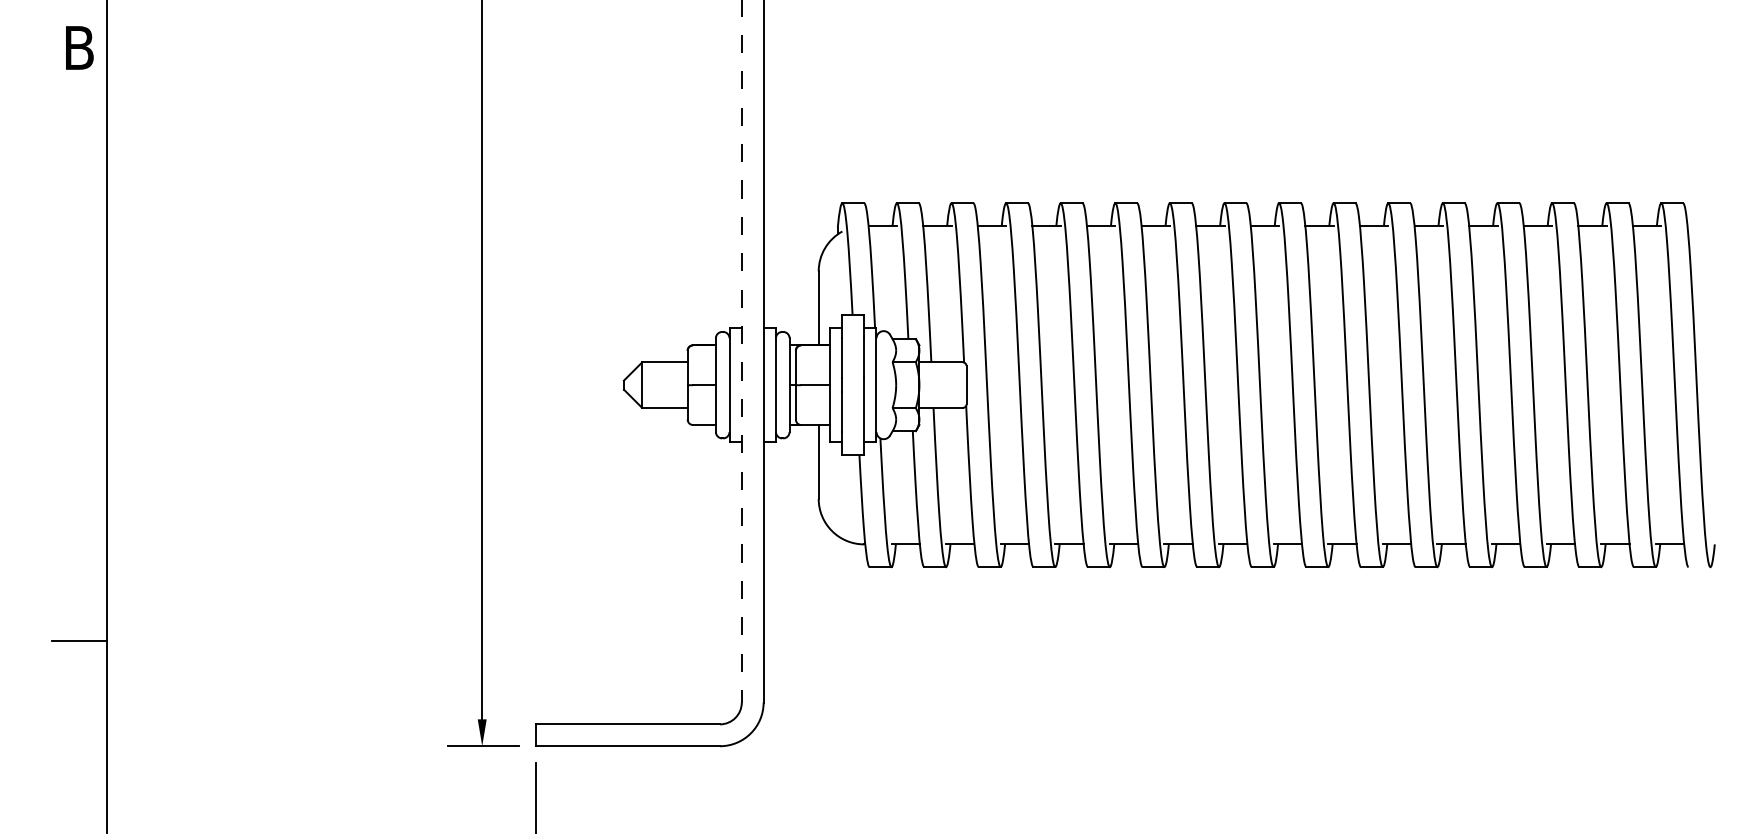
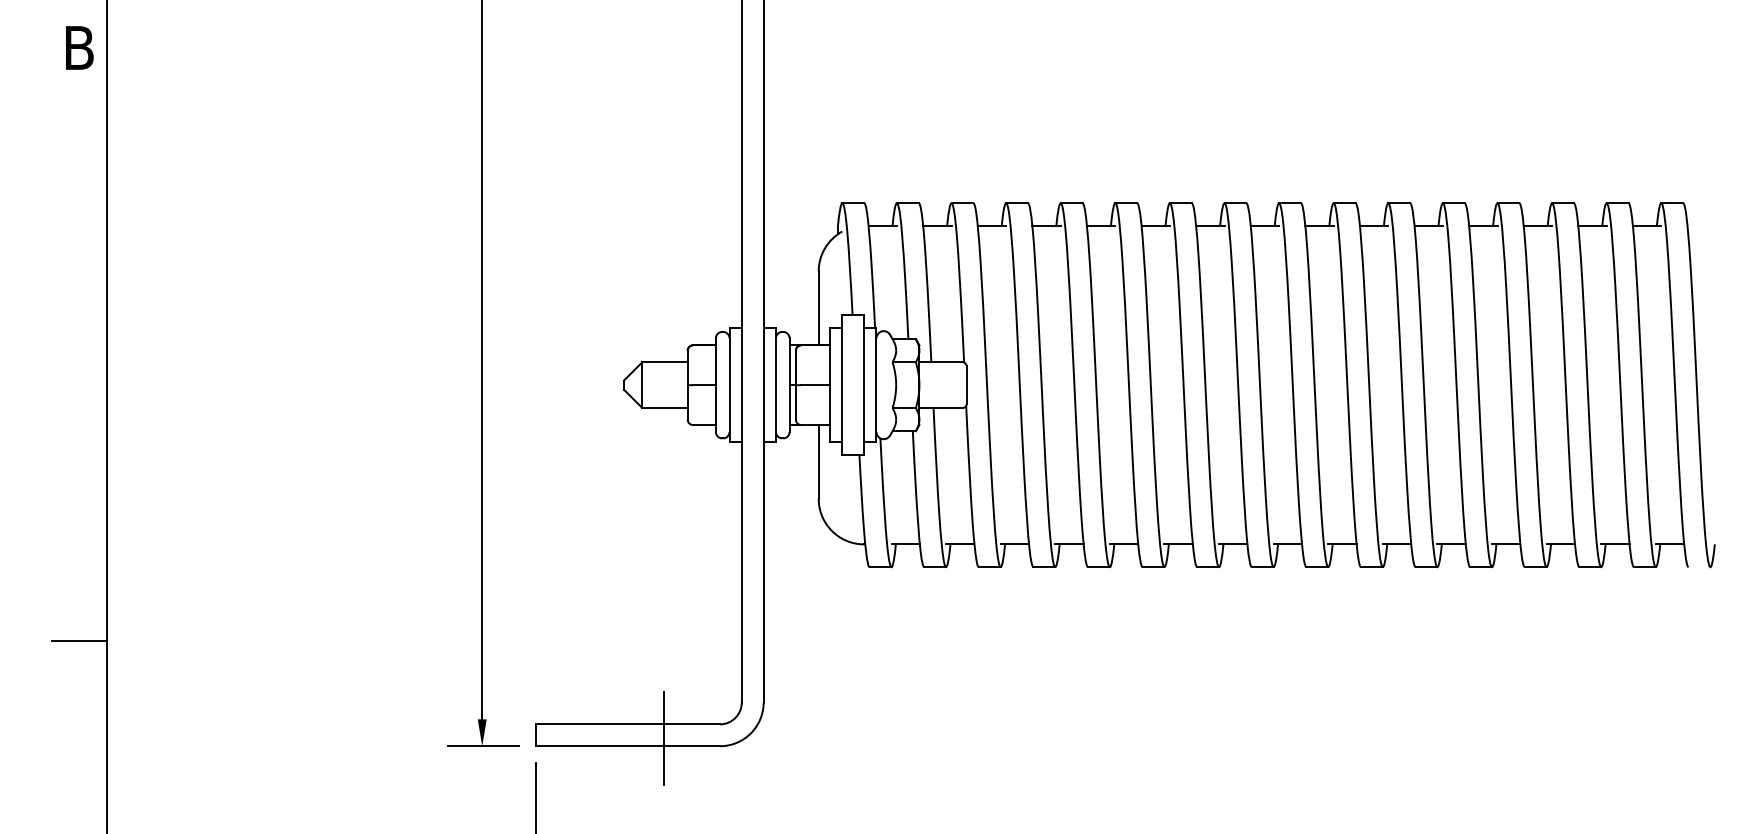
line: dashed -> solid (741, 351)
line: none -> present (664, 737)
